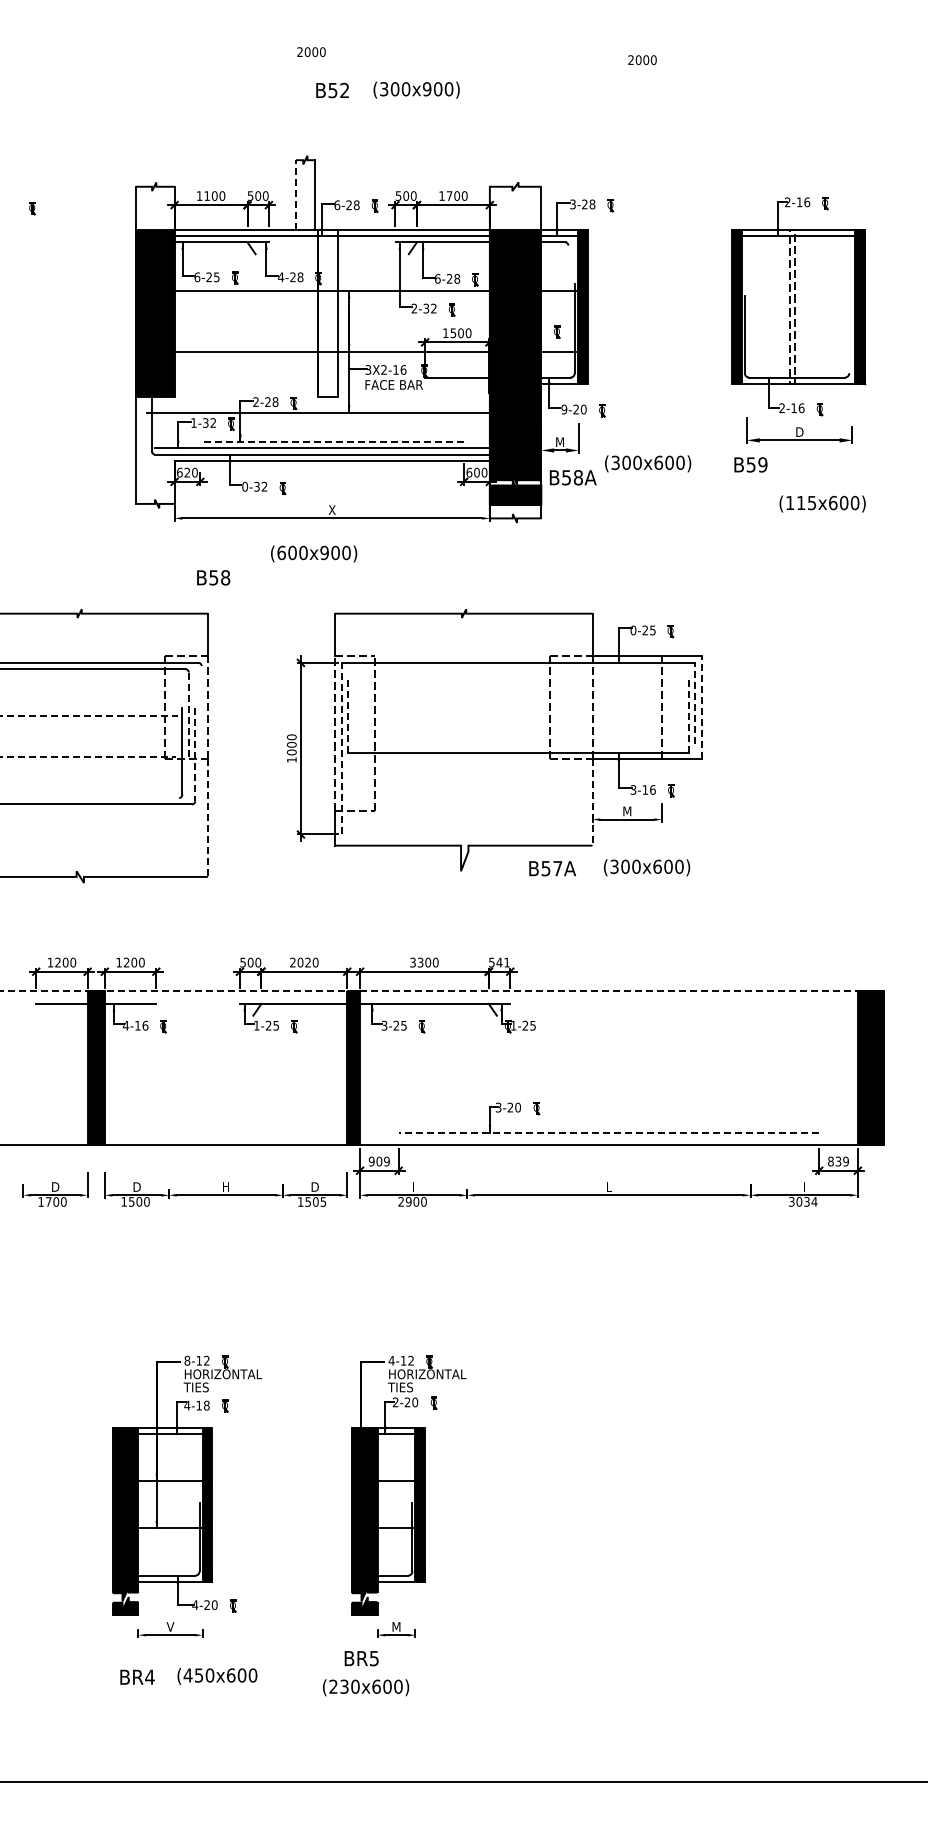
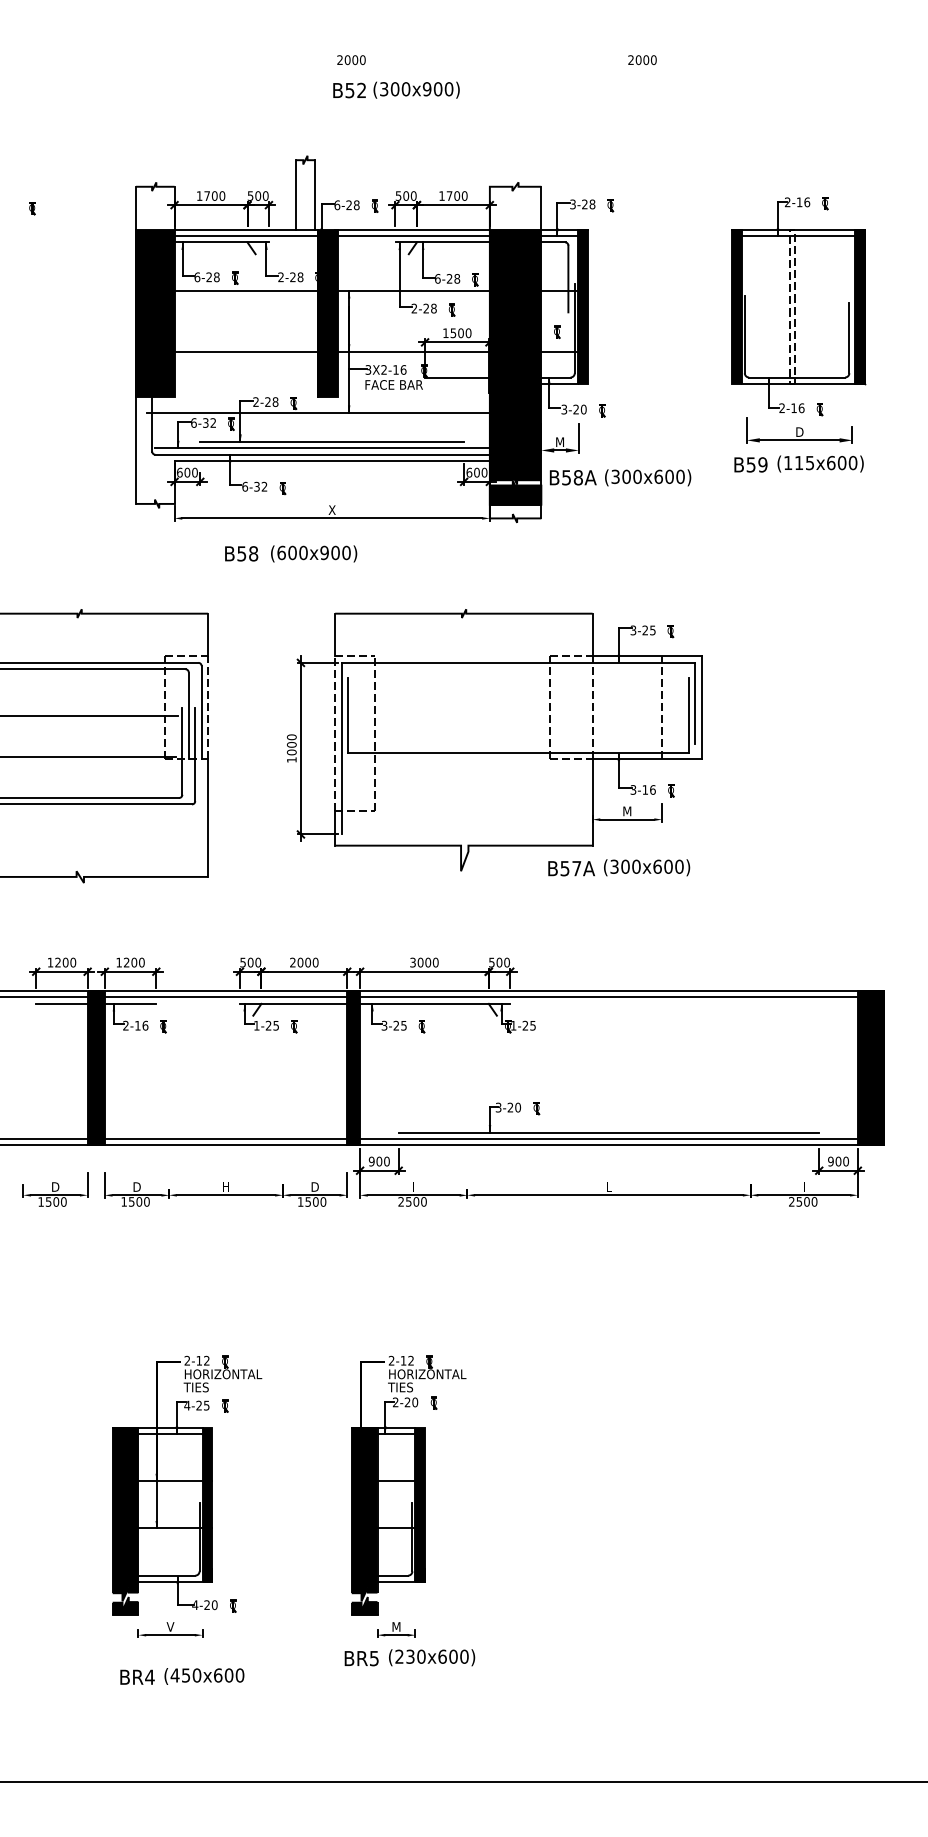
text position: (311, 52) -> (351, 60) (351, 60)
text position: (332, 90) -> (349, 90) (349, 90)
line: dashed -> solid (296, 194)
text: 1100 -> 1700 (206, 195)
text: 6-25 -> 6-28 (216, 277)
text: 4-28 -> 2-28 (281, 277)
line: none -> present (568, 278)
text: 2-32 -> 2-28 (429, 308)
fill: none -> present (327, 312)
line: none -> present (849, 337)
text: 9-20 -> 3-20 (564, 409)
text: 1-32 -> 6-32 (193, 422)
line: dashed -> solid (332, 441)
text position: (648, 463) -> (648, 477) (648, 477)
text: 620 -> 600 (187, 472)
text: 0-32 -> 6-32 (245, 486)
text position: (822, 503) -> (820, 463) (820, 463)
text position: (213, 577) -> (241, 553) (241, 553)
text: 0-25 -> 3-25 (633, 630)
line: dashed -> solid (695, 702)
line: dashed -> solid (701, 707)
line: none -> present (201, 712)
line: dashed -> solid (348, 715)
line: dashed -> solid (688, 715)
line: dashed -> solid (89, 716)
line: dashed -> solid (188, 716)
line: dashed -> solid (341, 748)
line: dashed -> solid (195, 754)
line: dashed -> solid (88, 757)
line: none -> present (90, 798)
line: dashed -> solid (592, 803)
line: dashed -> solid (208, 818)
text position: (552, 868) -> (571, 868) (571, 868)
text: 2020 -> 2000 (308, 962)
text: 3300 -> 3000 (420, 962)
text: 541 -> 500 (502, 962)
line: dashed -> solid (441, 991)
line: none -> present (437, 997)
text: 4-16 -> 2-16 (125, 1025)
line: dashed -> solid (608, 1132)
line: none -> present (434, 1139)
text: 909 -> 900 (386, 1161)
text: 839 -> 900 (838, 1161)
text: 1700 -> 1500 (48, 1201)
text: 1505 -> 1500 (323, 1201)
text: 2900 -> 2500 (408, 1201)
text: 3034 -> 2500 (803, 1201)
text: 8-12 -> 2-12 (187, 1360)
text: 4-12 -> 2-12 (391, 1360)
text: 4-18 -> 4-25 (202, 1405)
text position: (217, 1676) -> (204, 1676) (204, 1676)
text position: (366, 1687) -> (432, 1657) (432, 1657)
